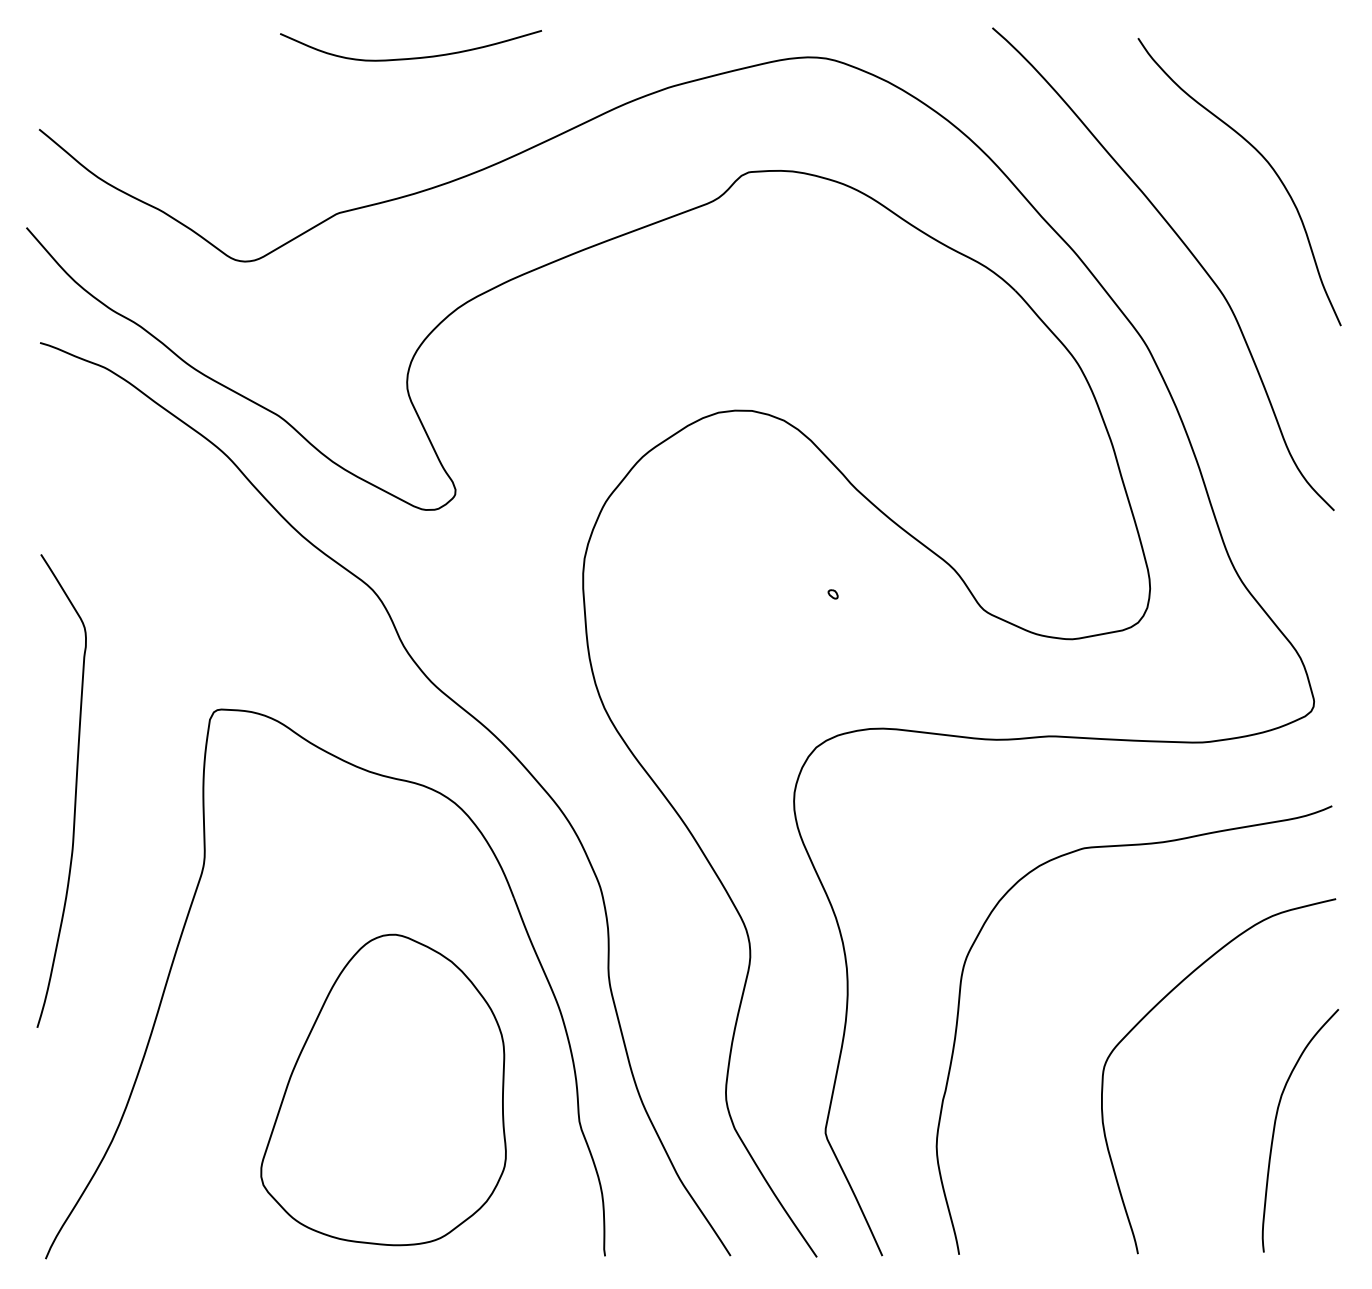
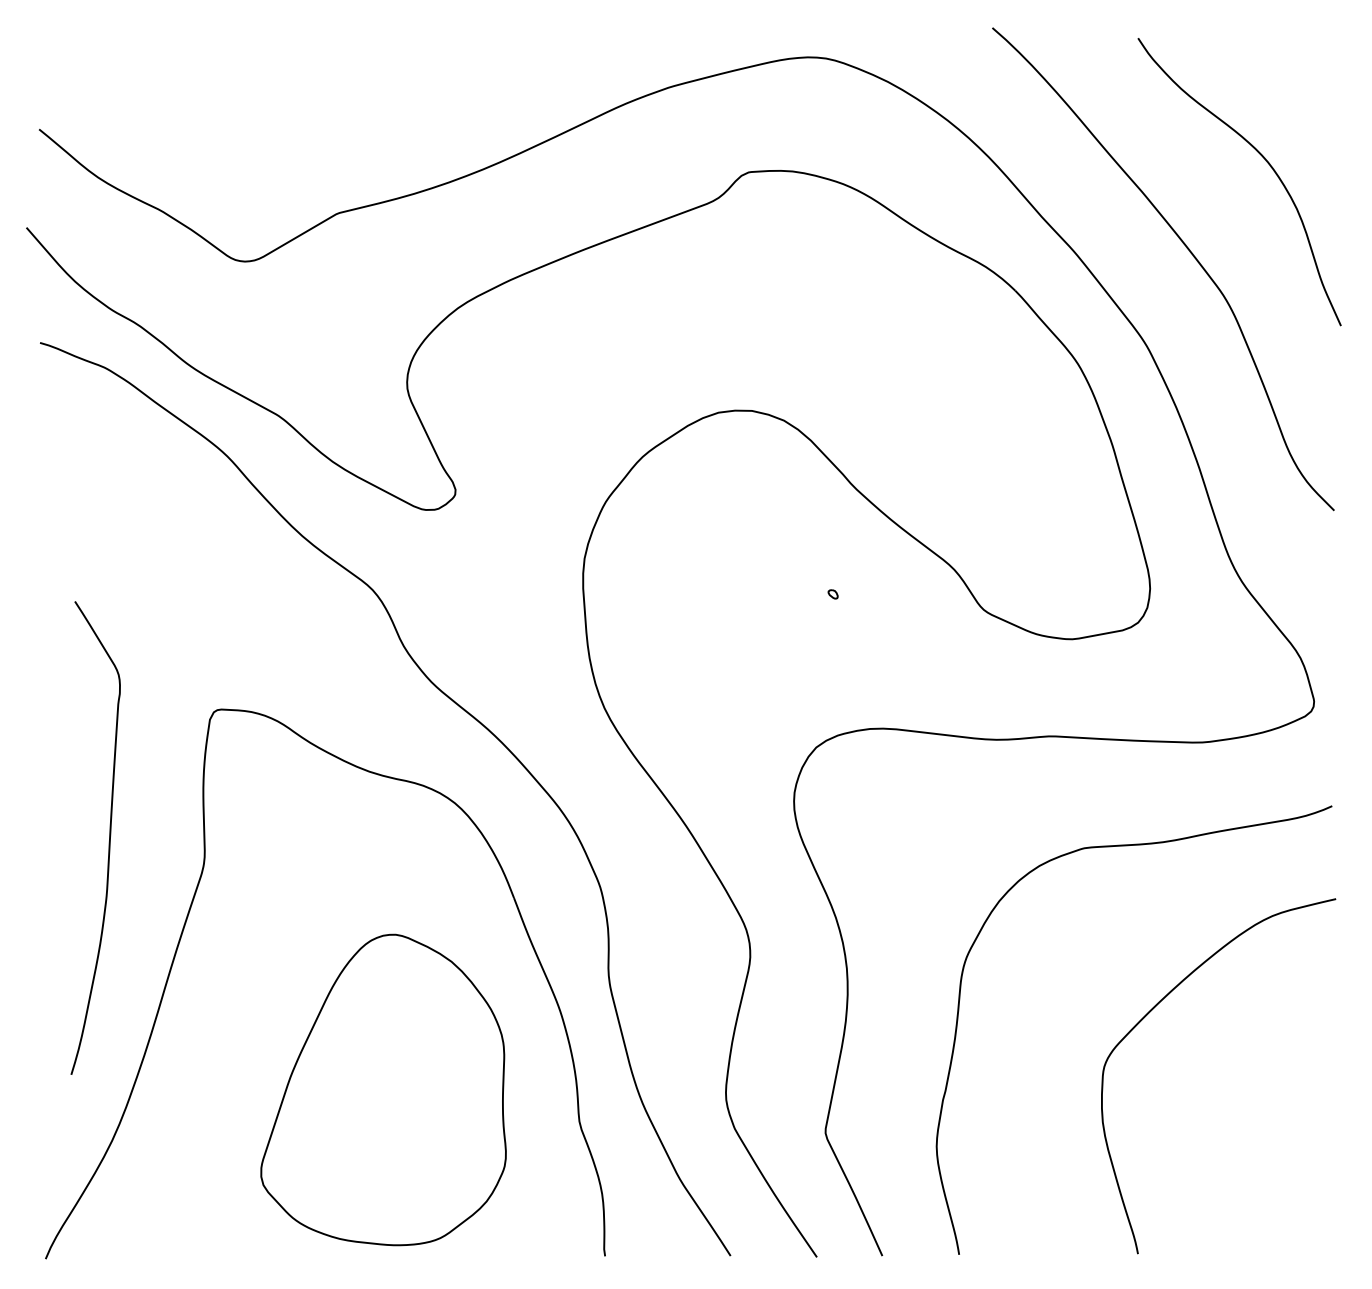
curve: present -> none (411, 57)
curve position: (74, 795) -> (108, 842) (108, 842)
curve: present -> none (1275, 1127)
